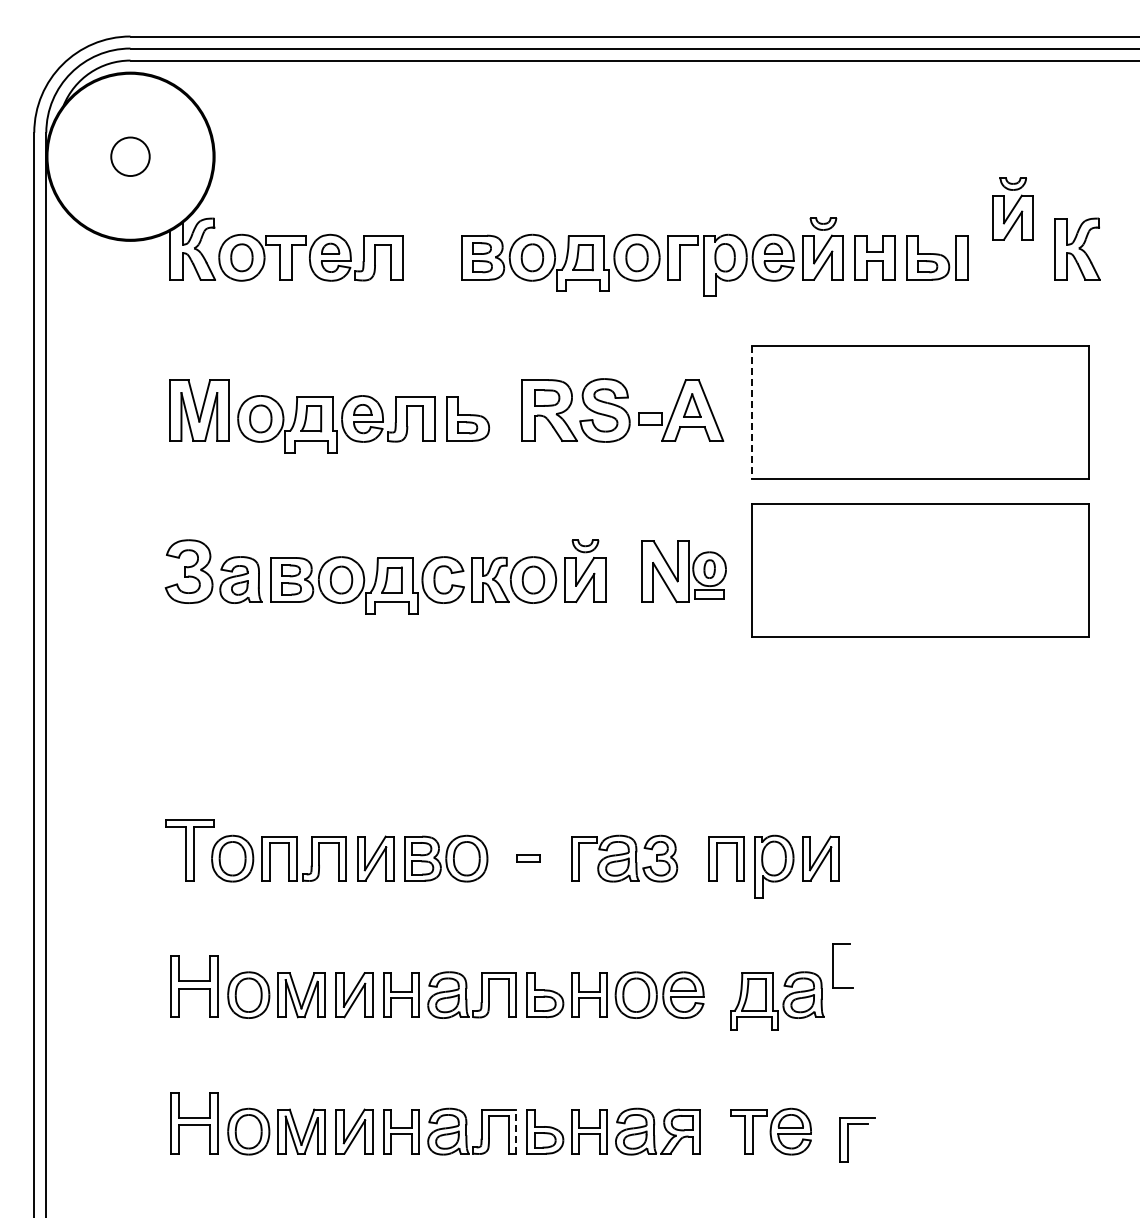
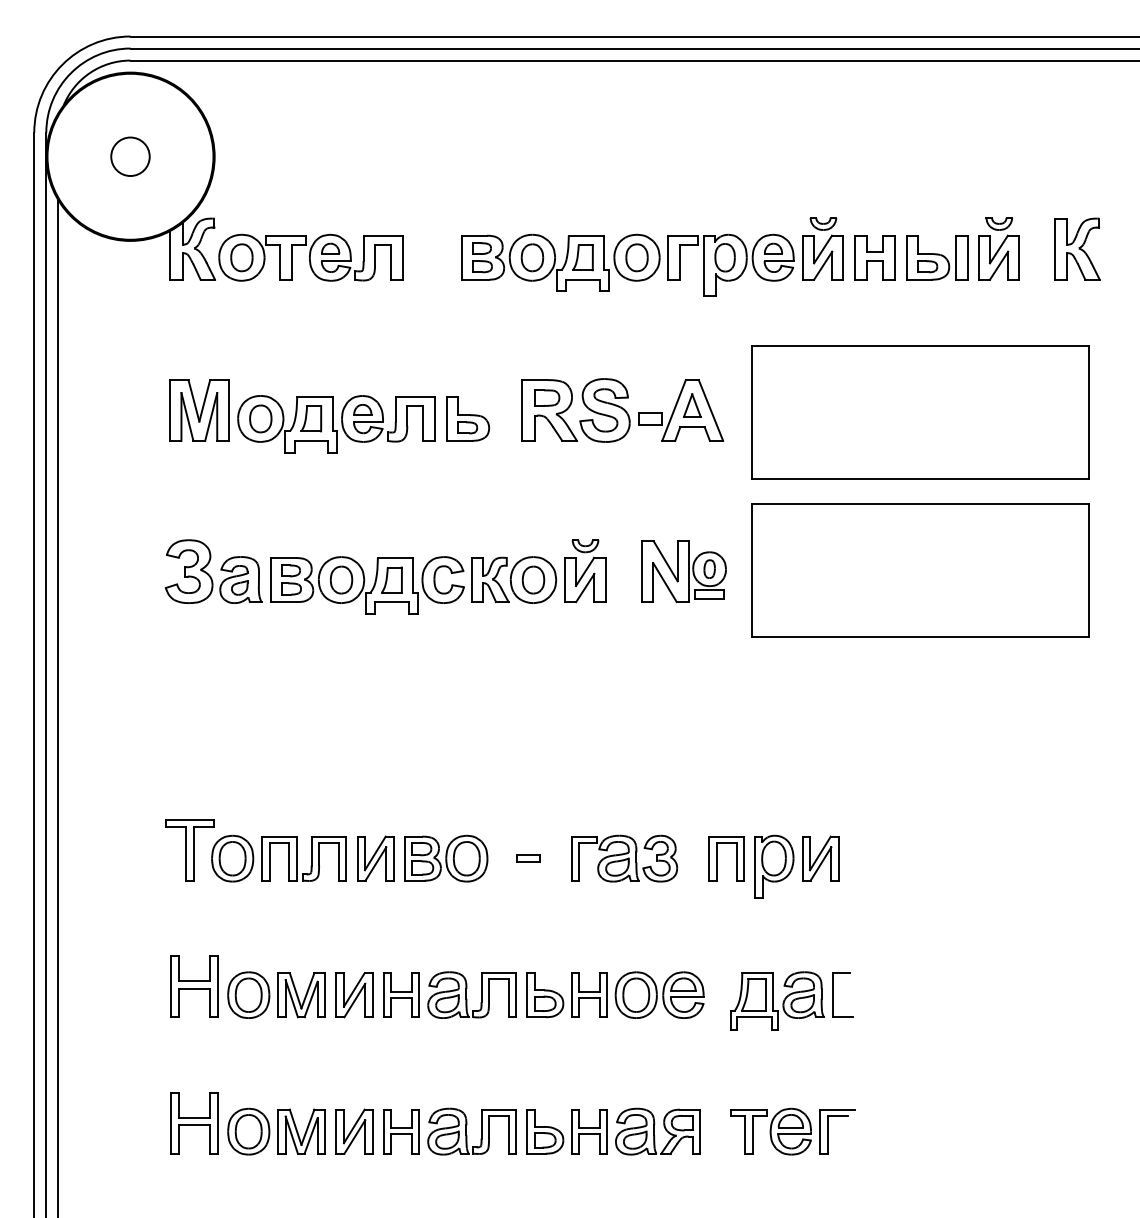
part position: (1012, 208) -> (998, 248) (998, 248)
line: dashed -> solid (752, 413)
line: none -> present (58, 707)
part position: (833, 965) -> (833, 994) (833, 994)
line: dashed -> solid (516, 1131)
part position: (848, 1139) -> (828, 1131) (828, 1131)
